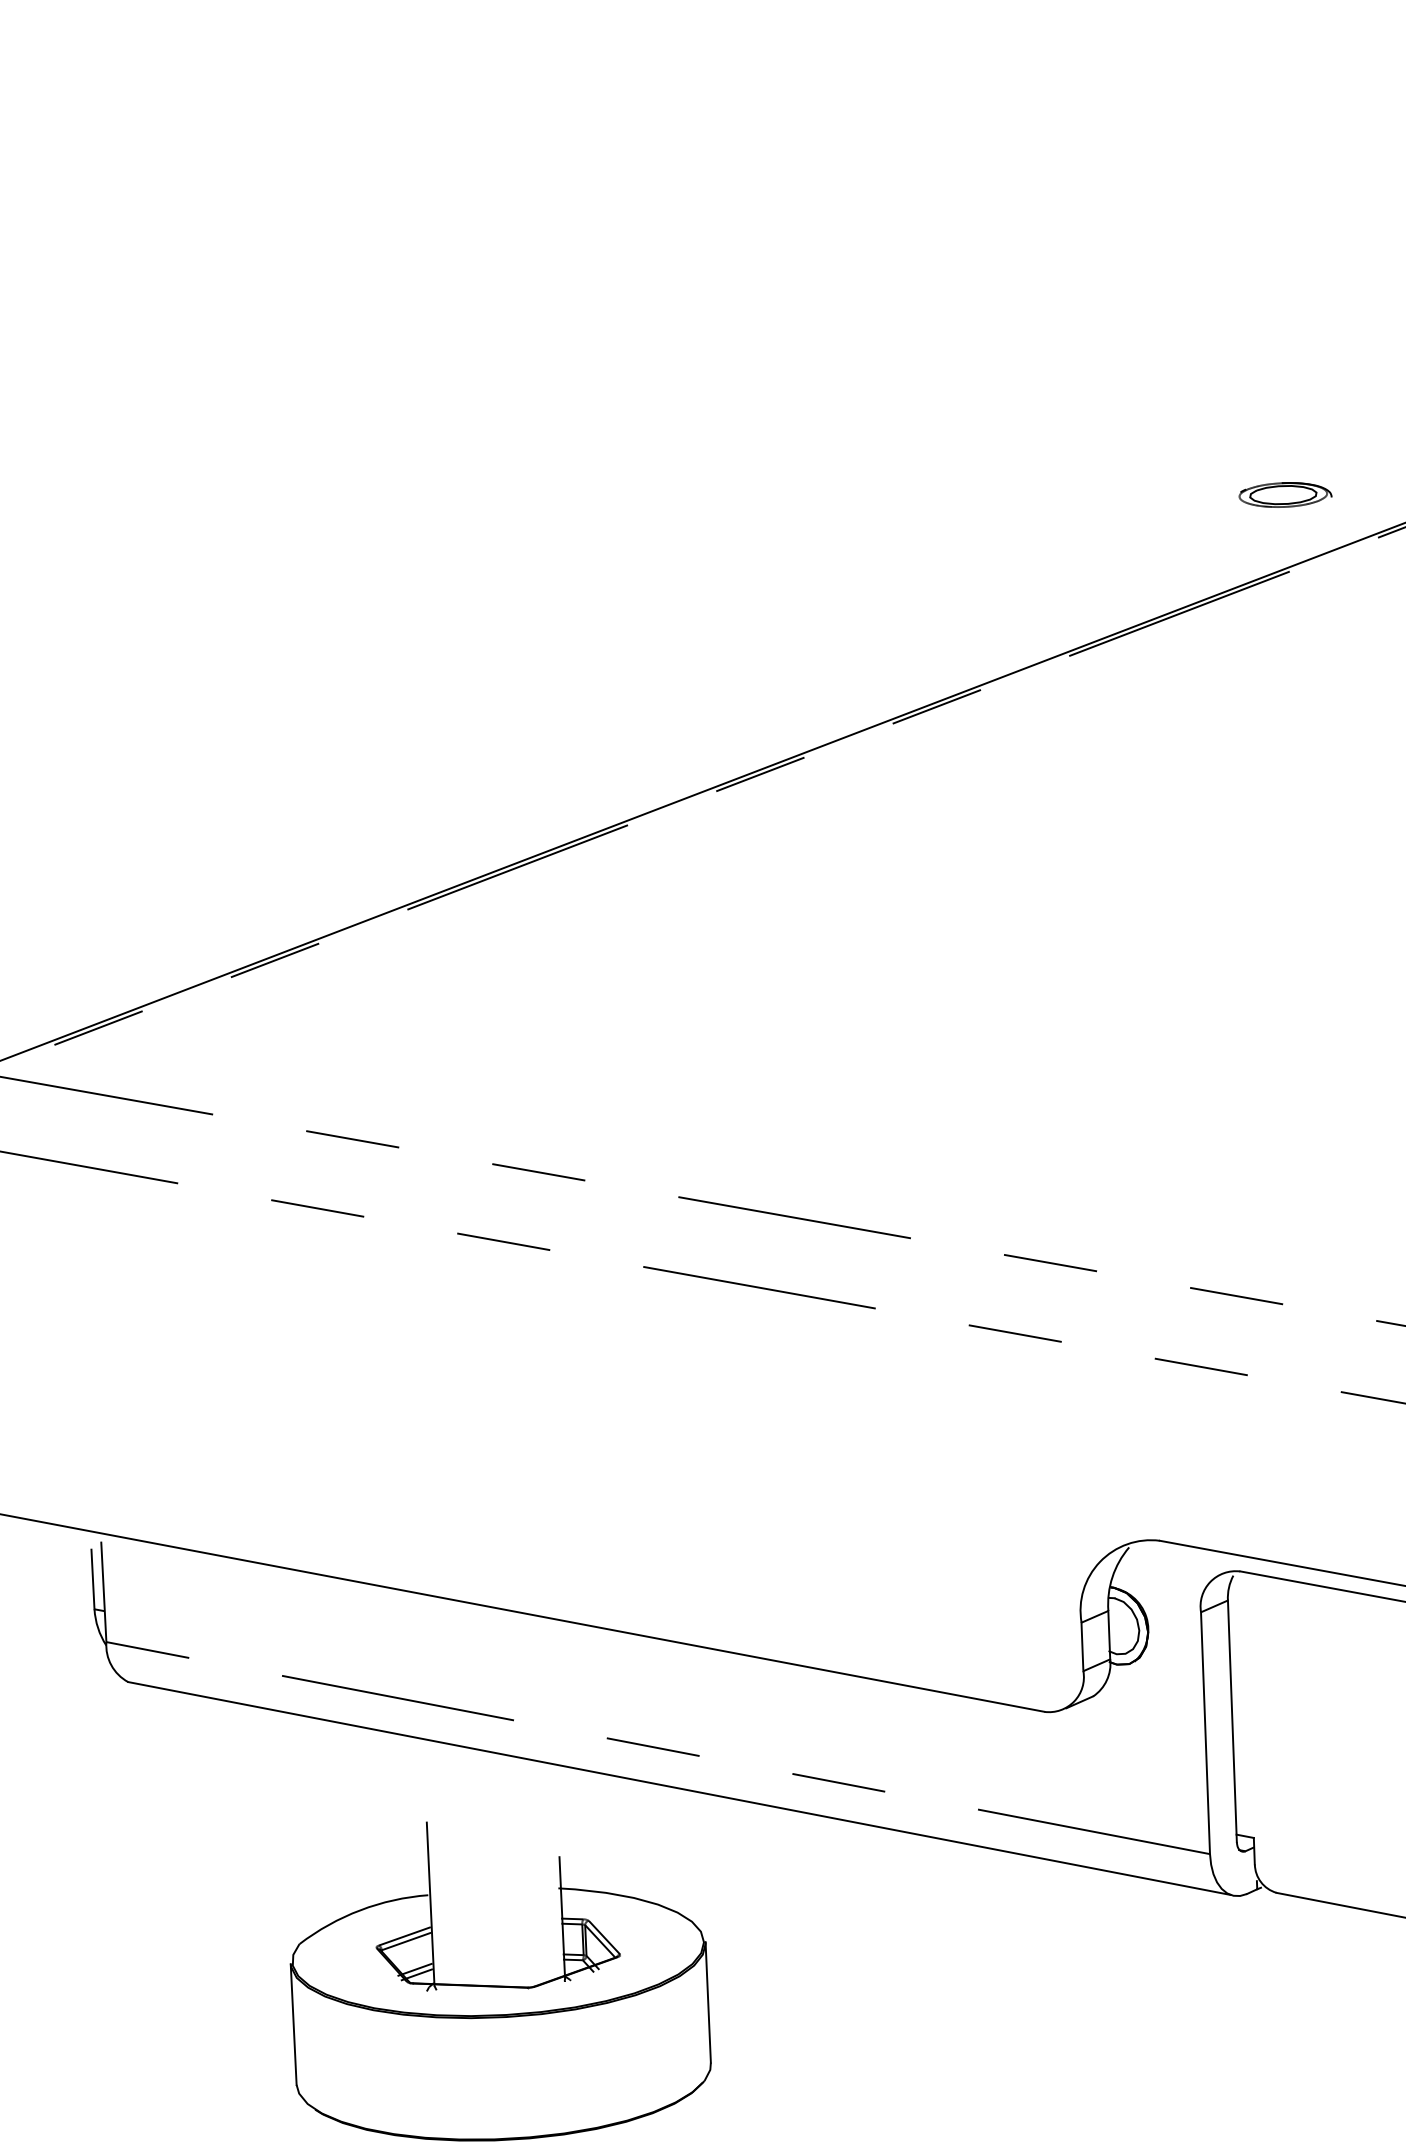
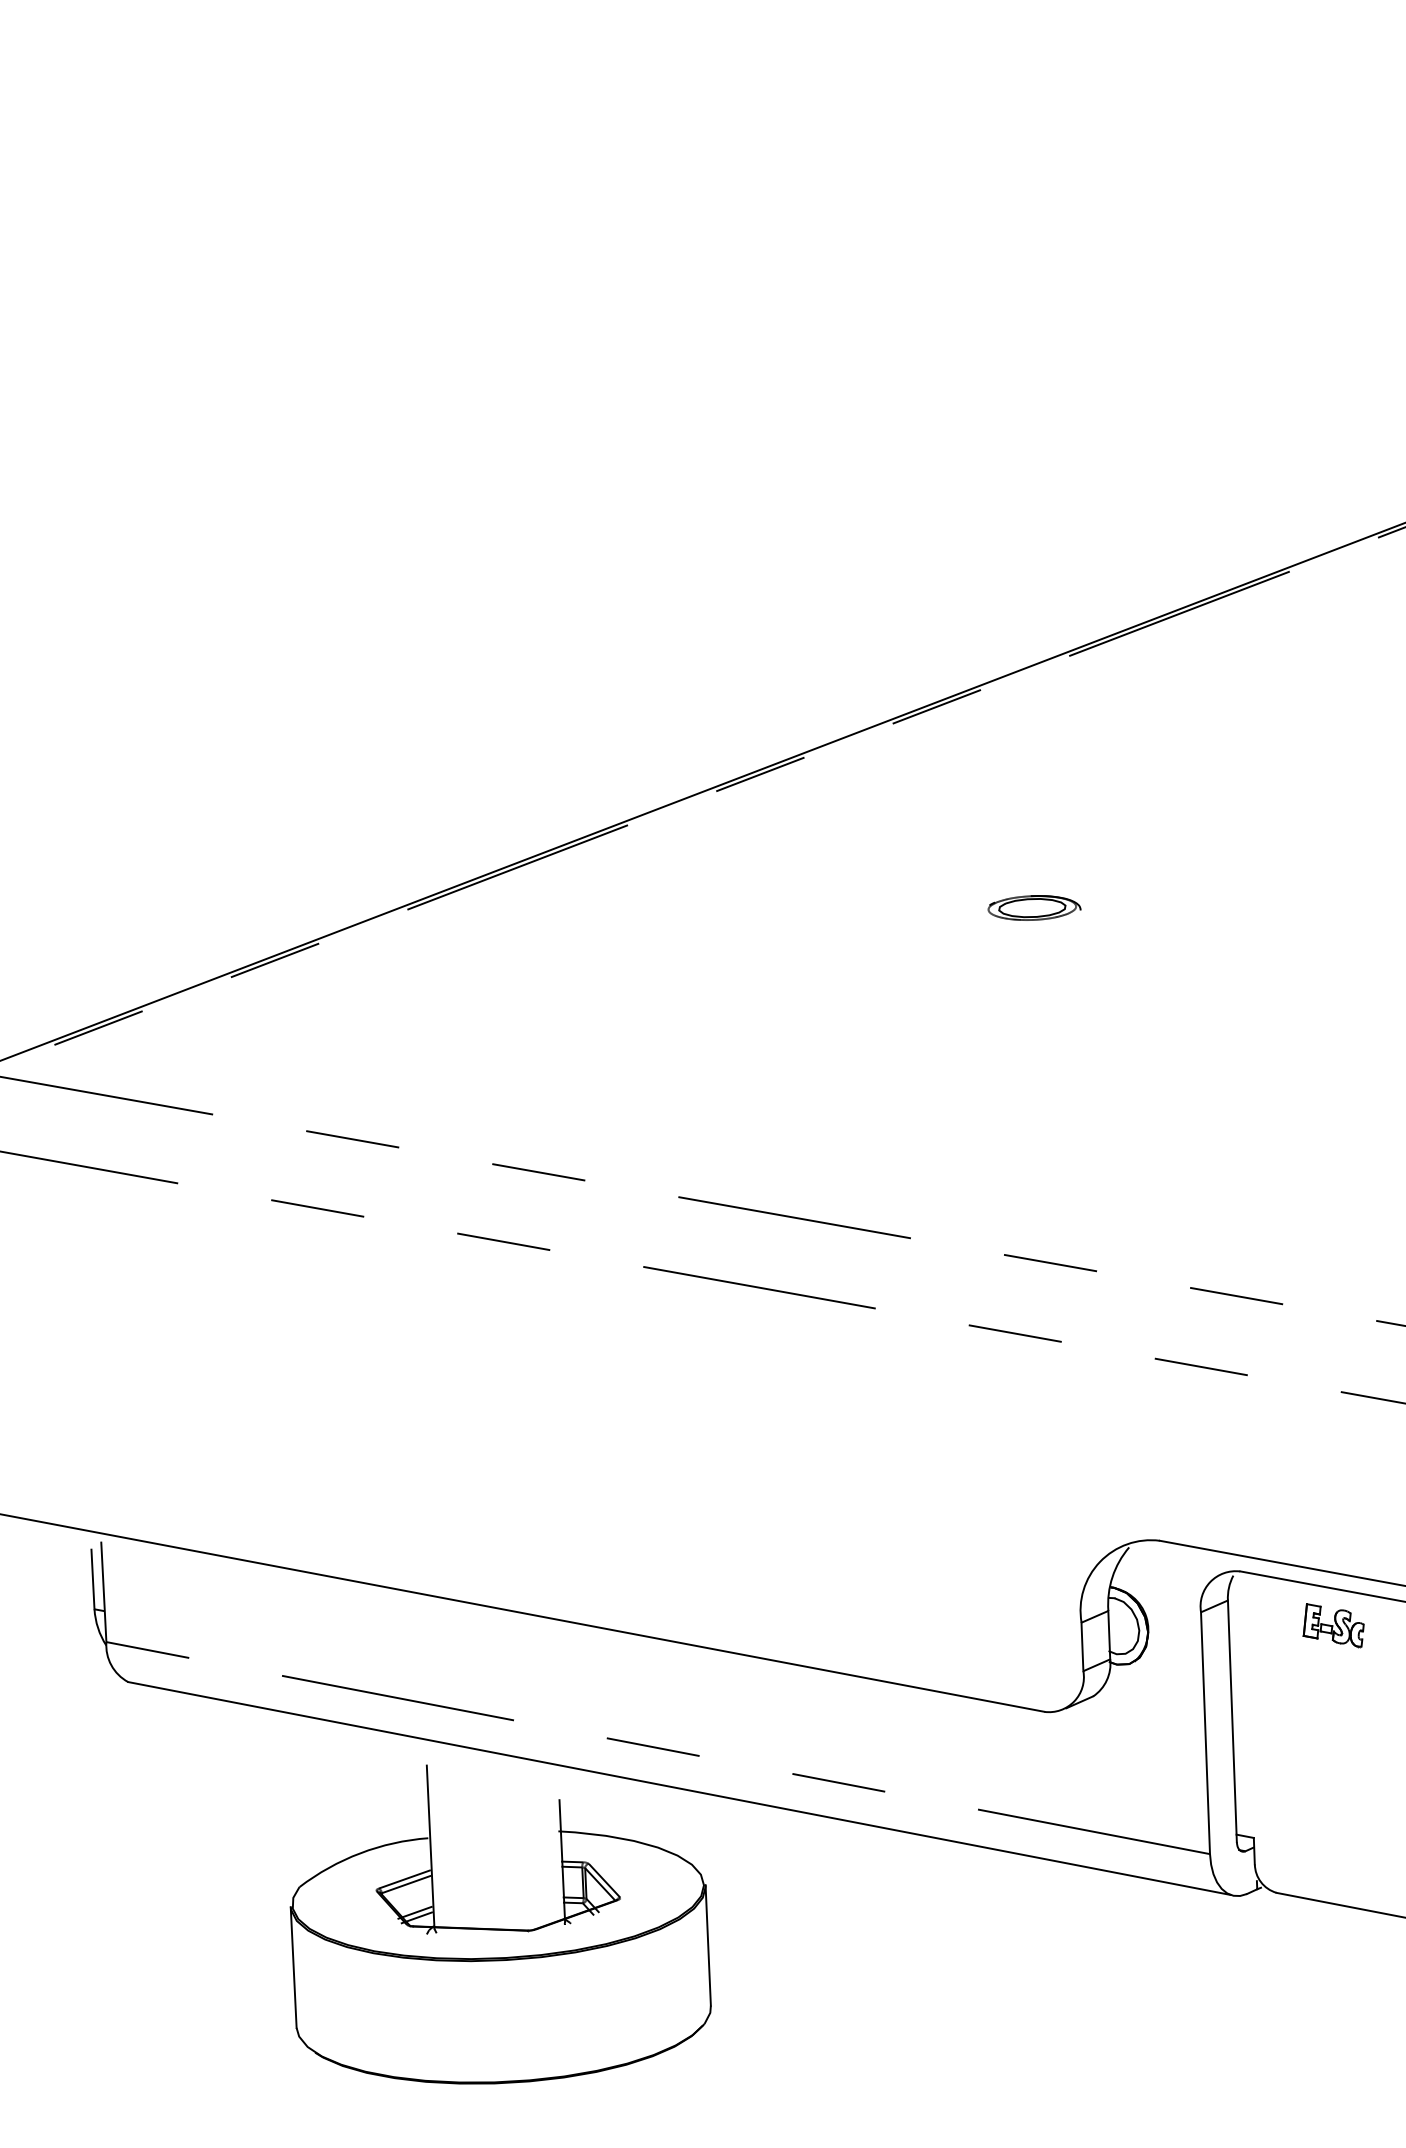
part position: (1285, 494) -> (1034, 907) (1034, 907)
part: none -> present (1333, 1625)
part position: (500, 1981) -> (500, 1924) (500, 1924)
